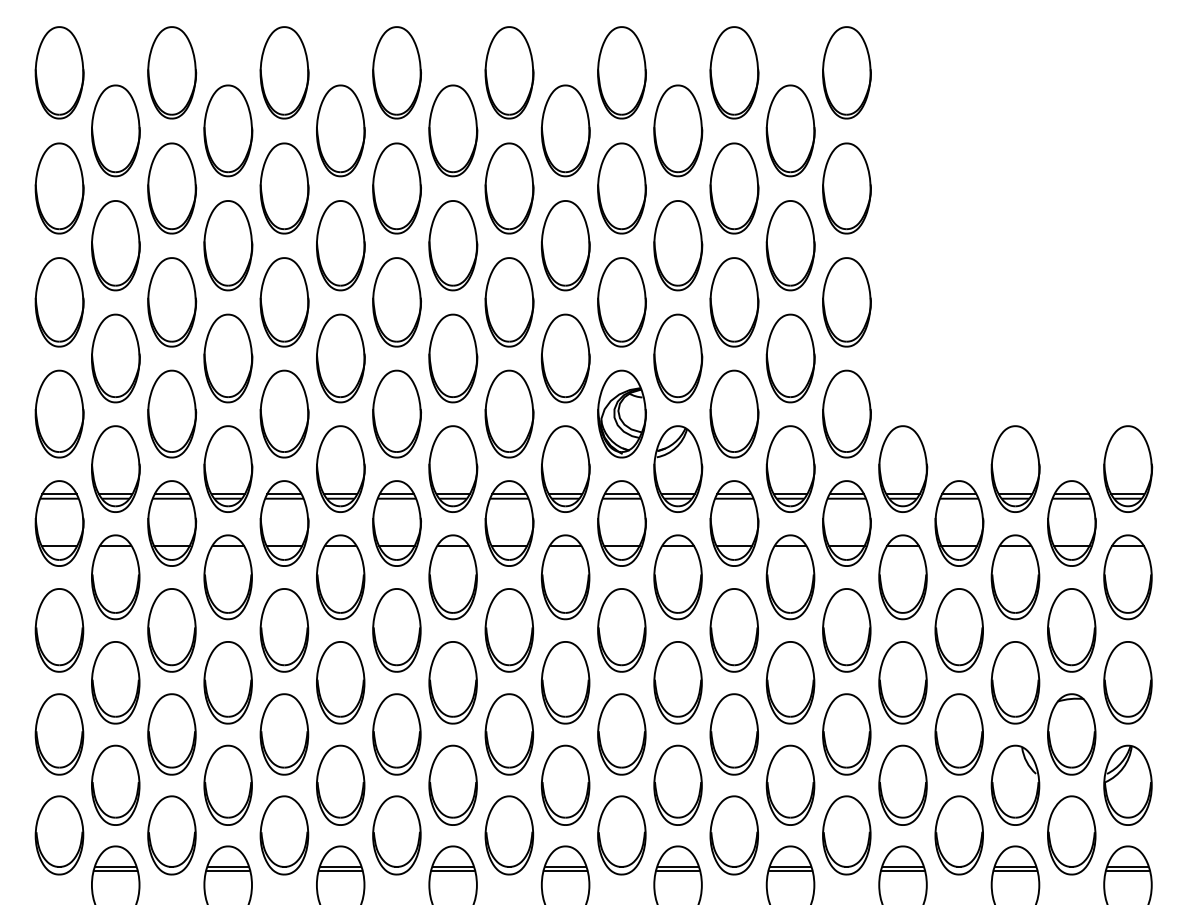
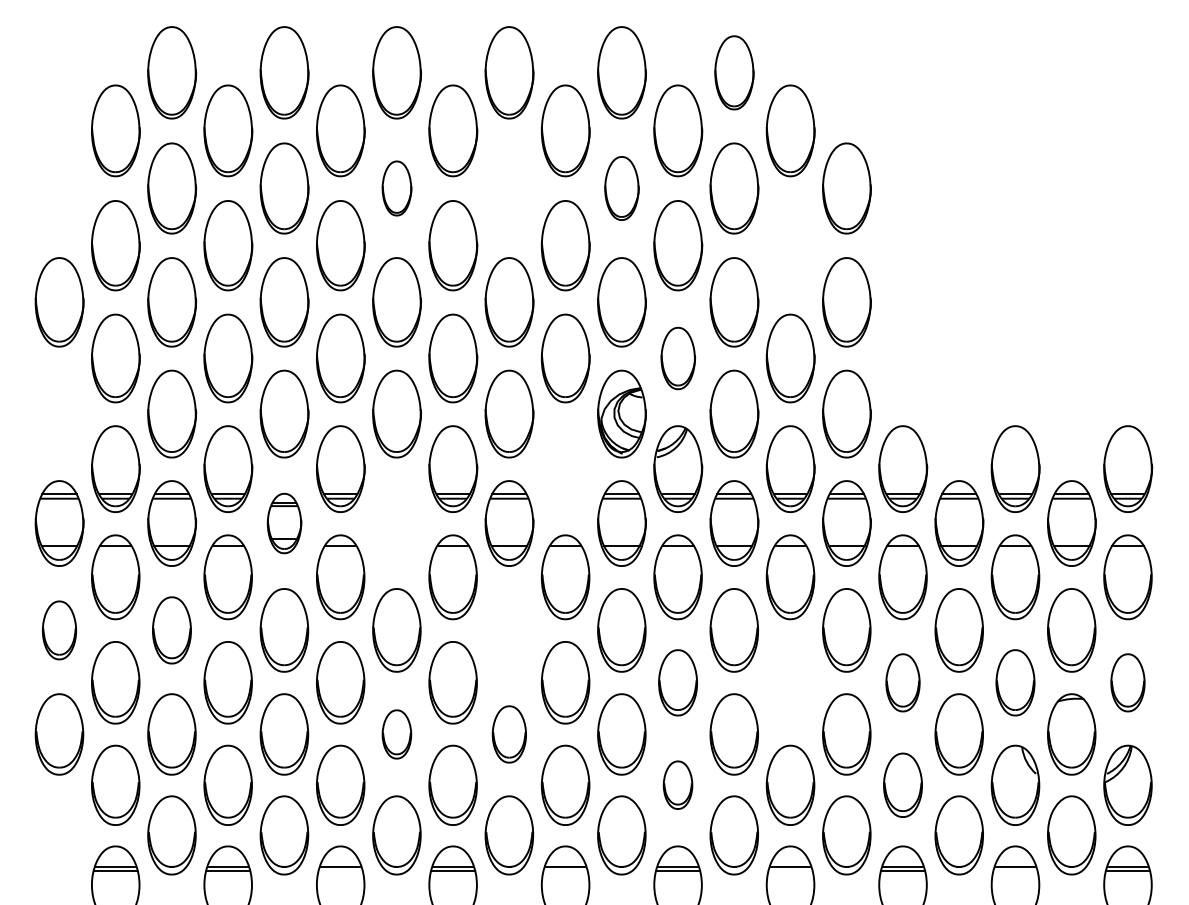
part: present -> none (59, 72)
part size: 51x94 px -> 41x76 px (734, 72)
part: present -> none (846, 72)
part: present -> none (59, 188)
part size: 50x93 px -> 32x57 px (396, 188)
part: present -> none (509, 188)
part size: 50x93 px -> 36x65 px (621, 188)
part: present -> none (790, 245)
part size: 51x91 px -> 37x65 px (678, 358)
part: present -> none (59, 413)
part: present -> none (565, 468)
part size: 51x87 px -> 37x63 px (284, 523)
part: present -> none (396, 523)
part size: 51x85 px -> 35x61 px (59, 630)
part size: 50x85 px -> 40x69 px (171, 630)
part: present -> none (509, 630)
part size: 50x84 px -> 40x68 px (677, 682)
part: present -> none (790, 682)
part size: 50x84 px -> 36x60 px (902, 682)
part size: 51x84 px -> 41x68 px (1015, 682)
part size: 50x84 px -> 36x60 px (1127, 682)
part size: 50x83 px -> 32x51 px (396, 734)
part size: 51x83 px -> 36x59 px (508, 734)
part size: 50x82 px -> 32x50 px (677, 784)
part size: 50x82 px -> 40x66 px (902, 784)
part: present -> none (59, 835)
line: present -> none (340, 870)
line: present -> none (565, 870)
line: present -> none (790, 870)
line: present -> none (1015, 870)
